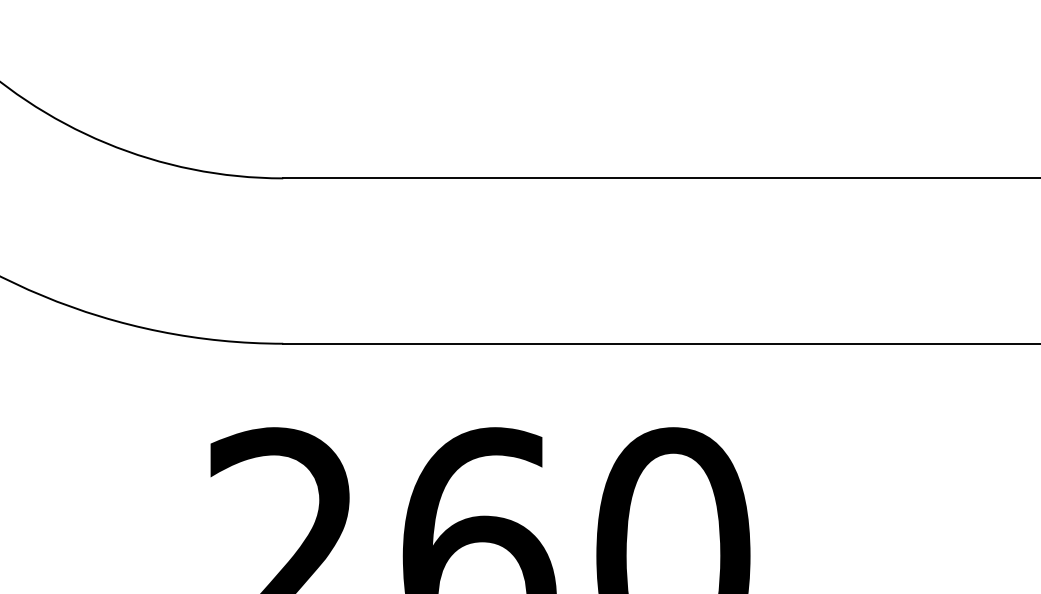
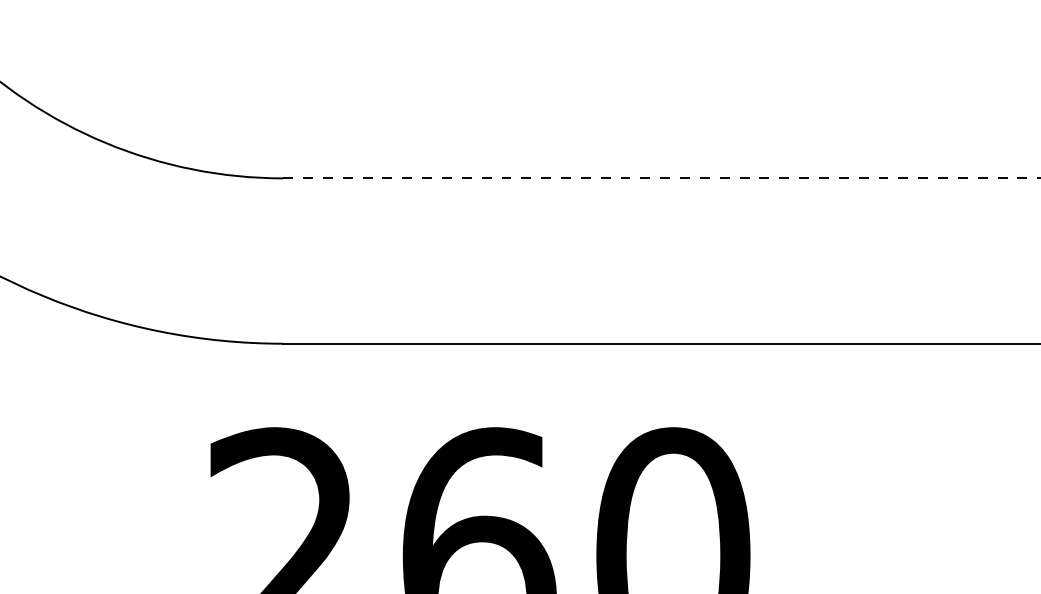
line: solid -> dashed (661, 178)
